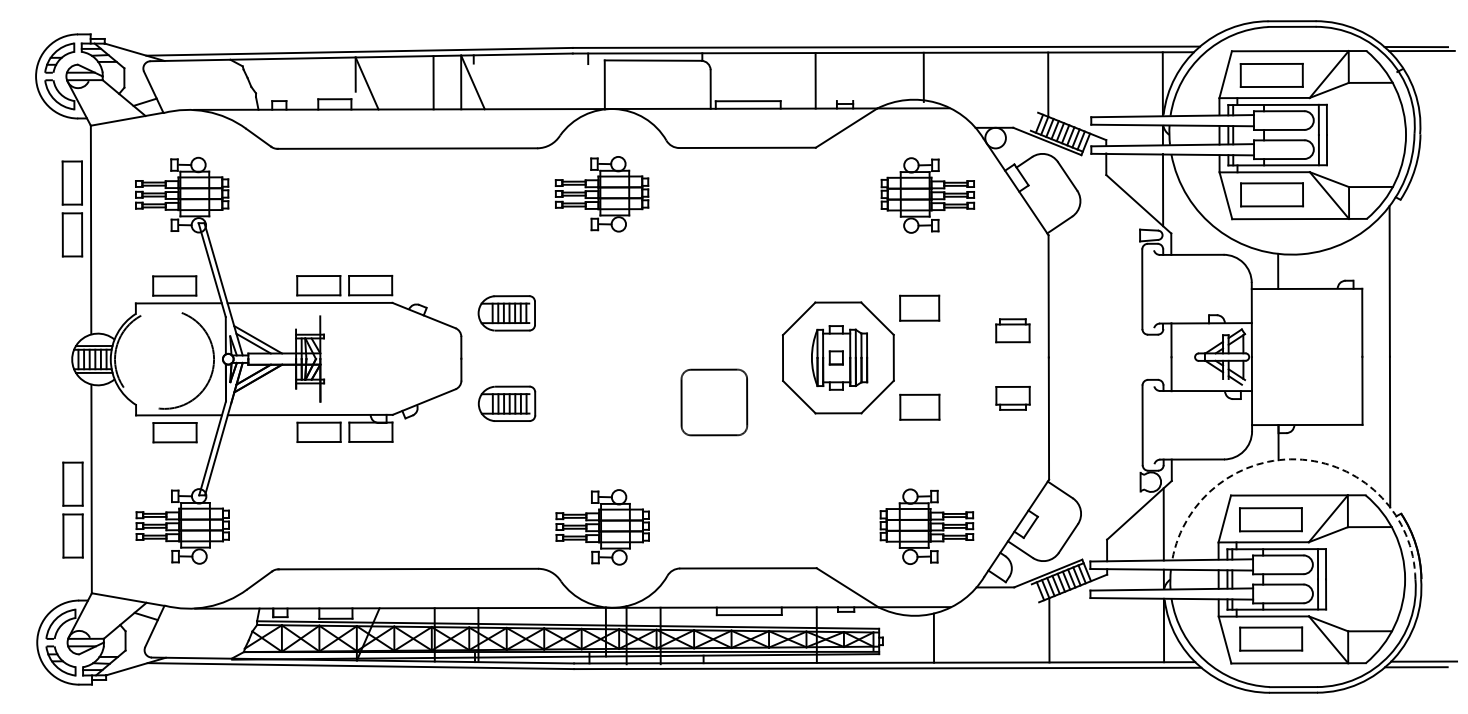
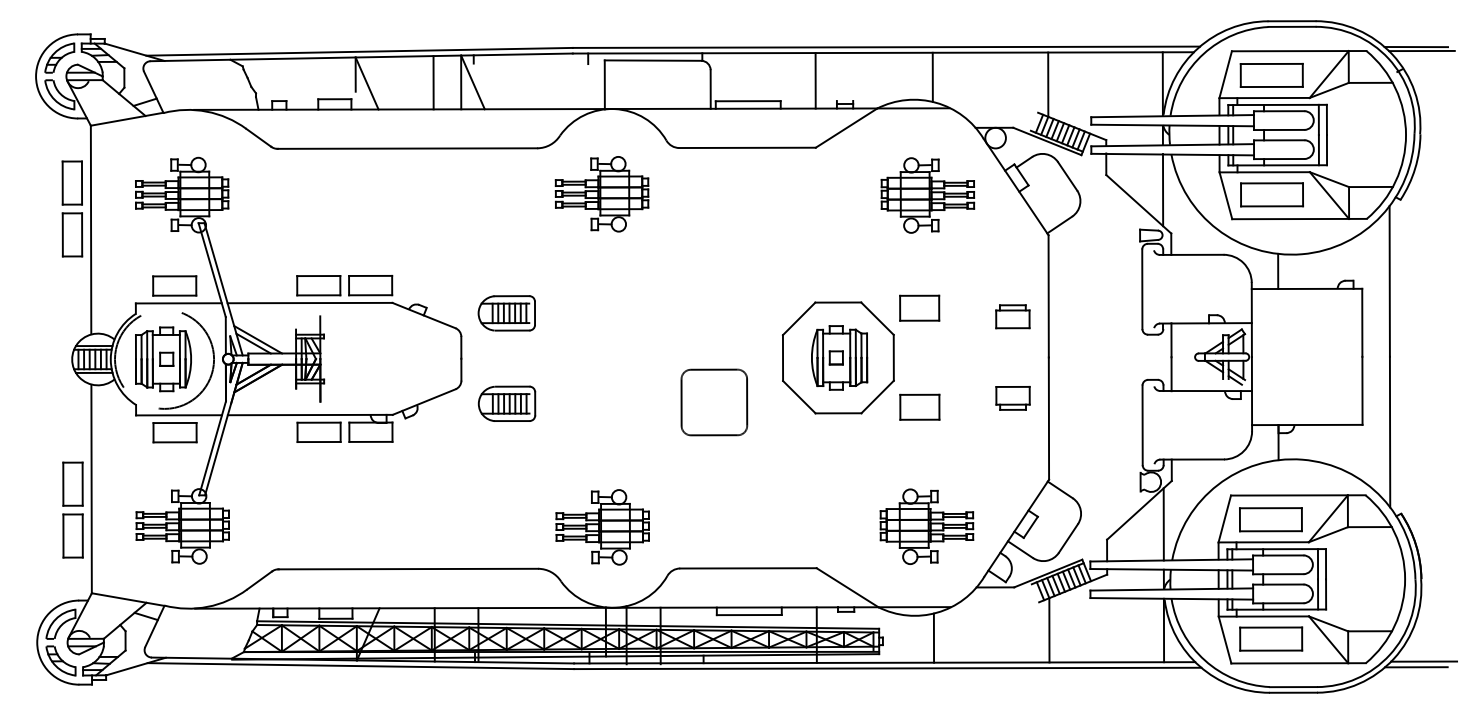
line position: (923, 76) -> (932, 76) (932, 76)
part position: (1012, 330) -> (1012, 316) (1012, 316)
part: none -> present (163, 359)
arc: dashed -> solid (1302, 459)
